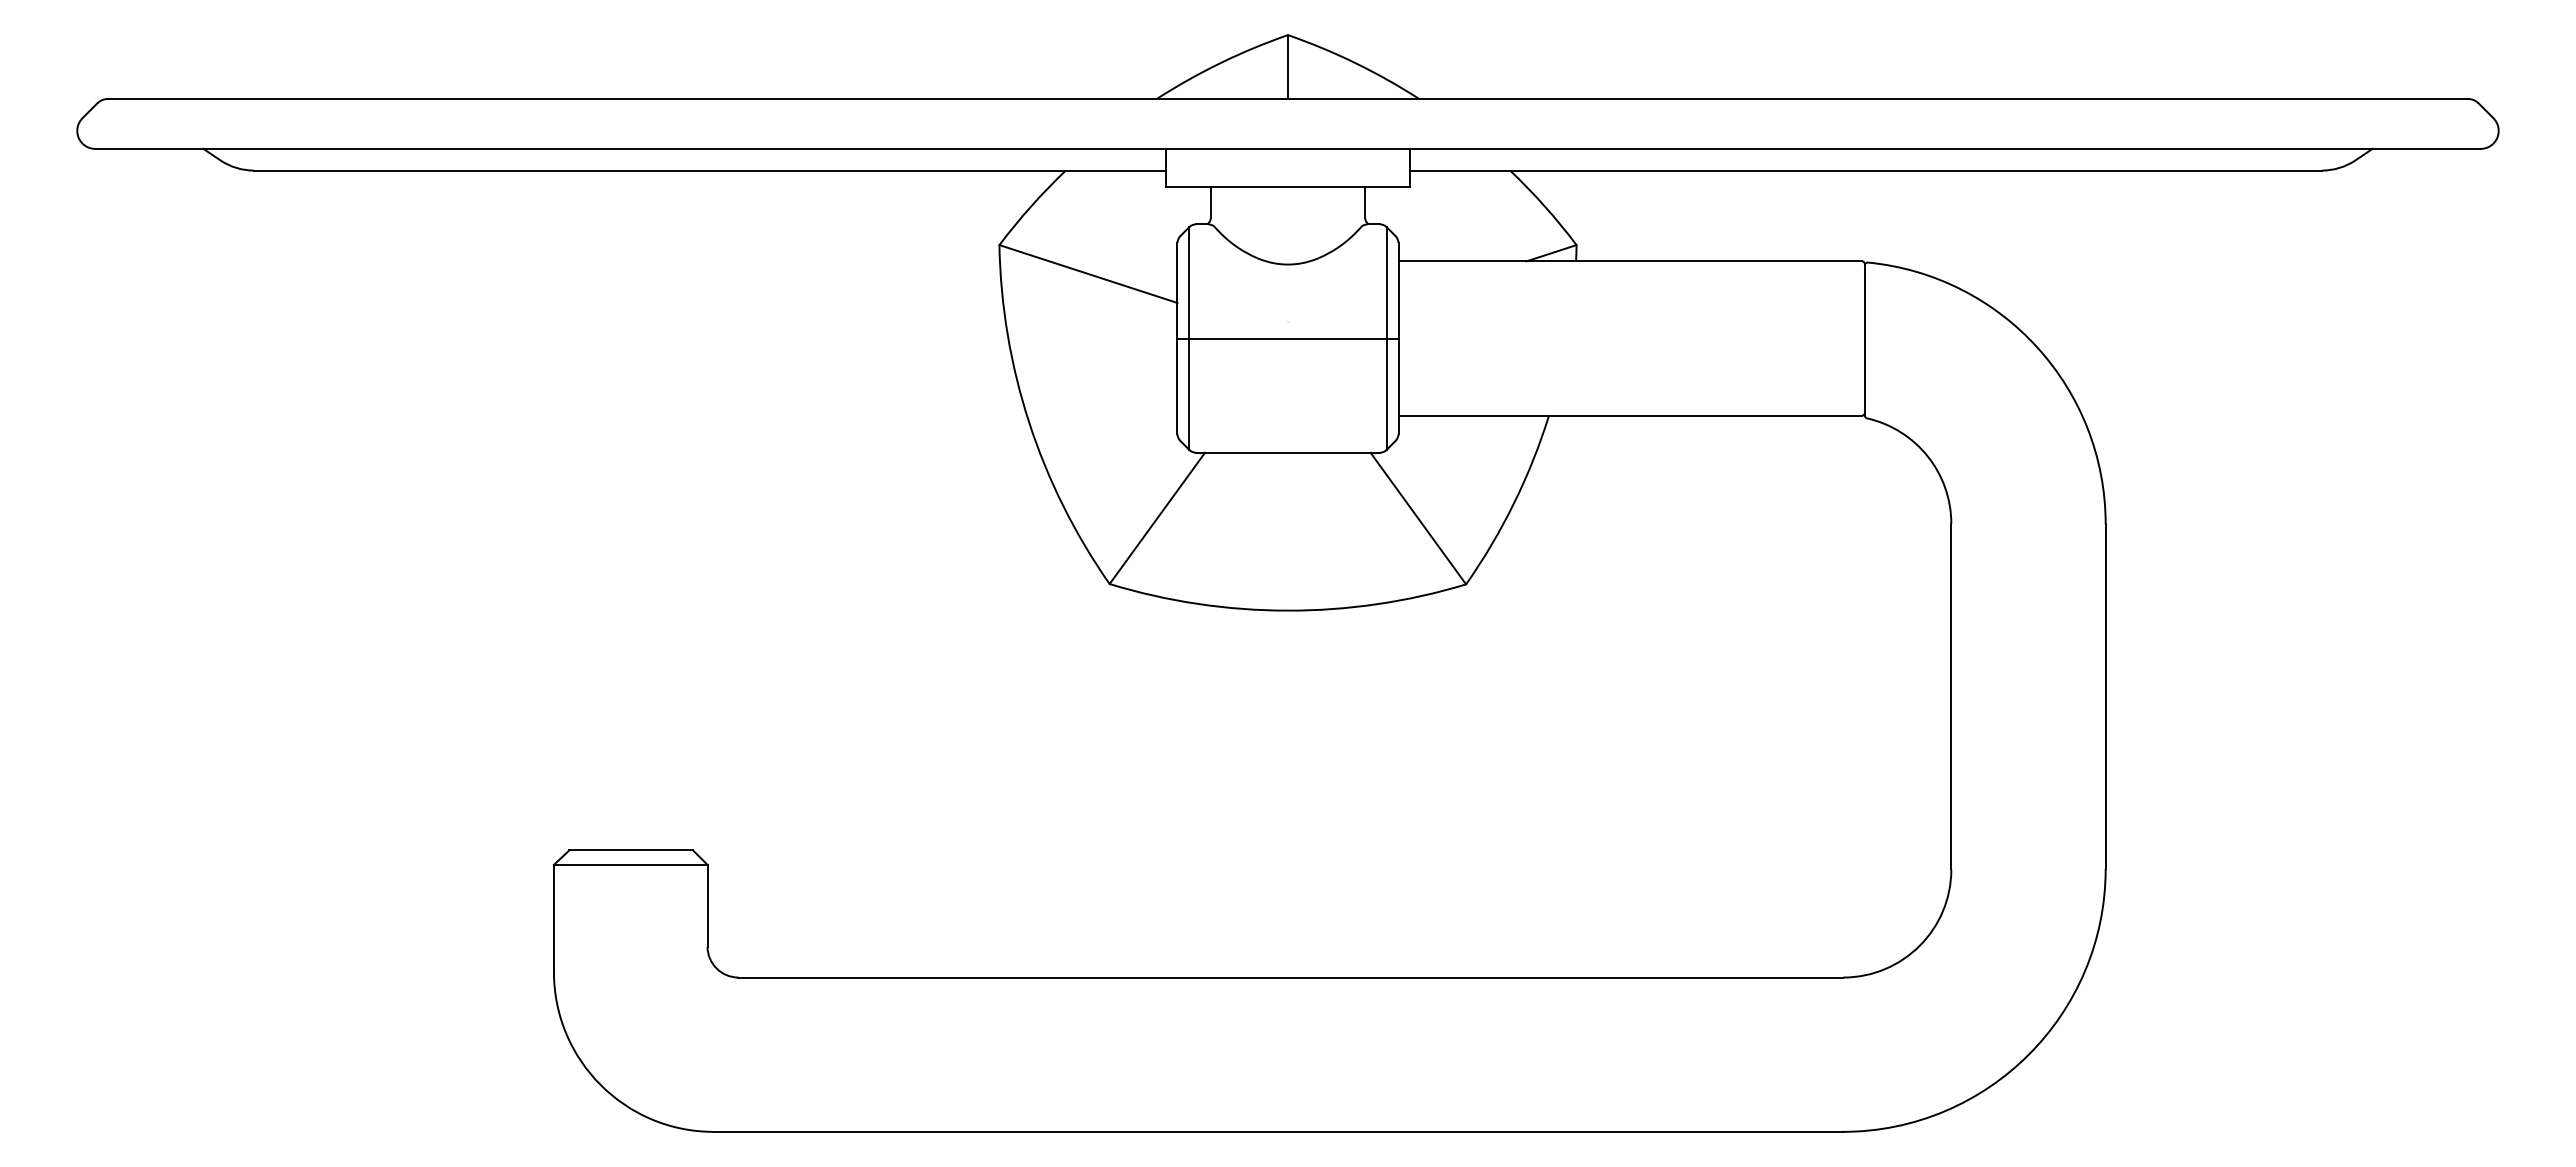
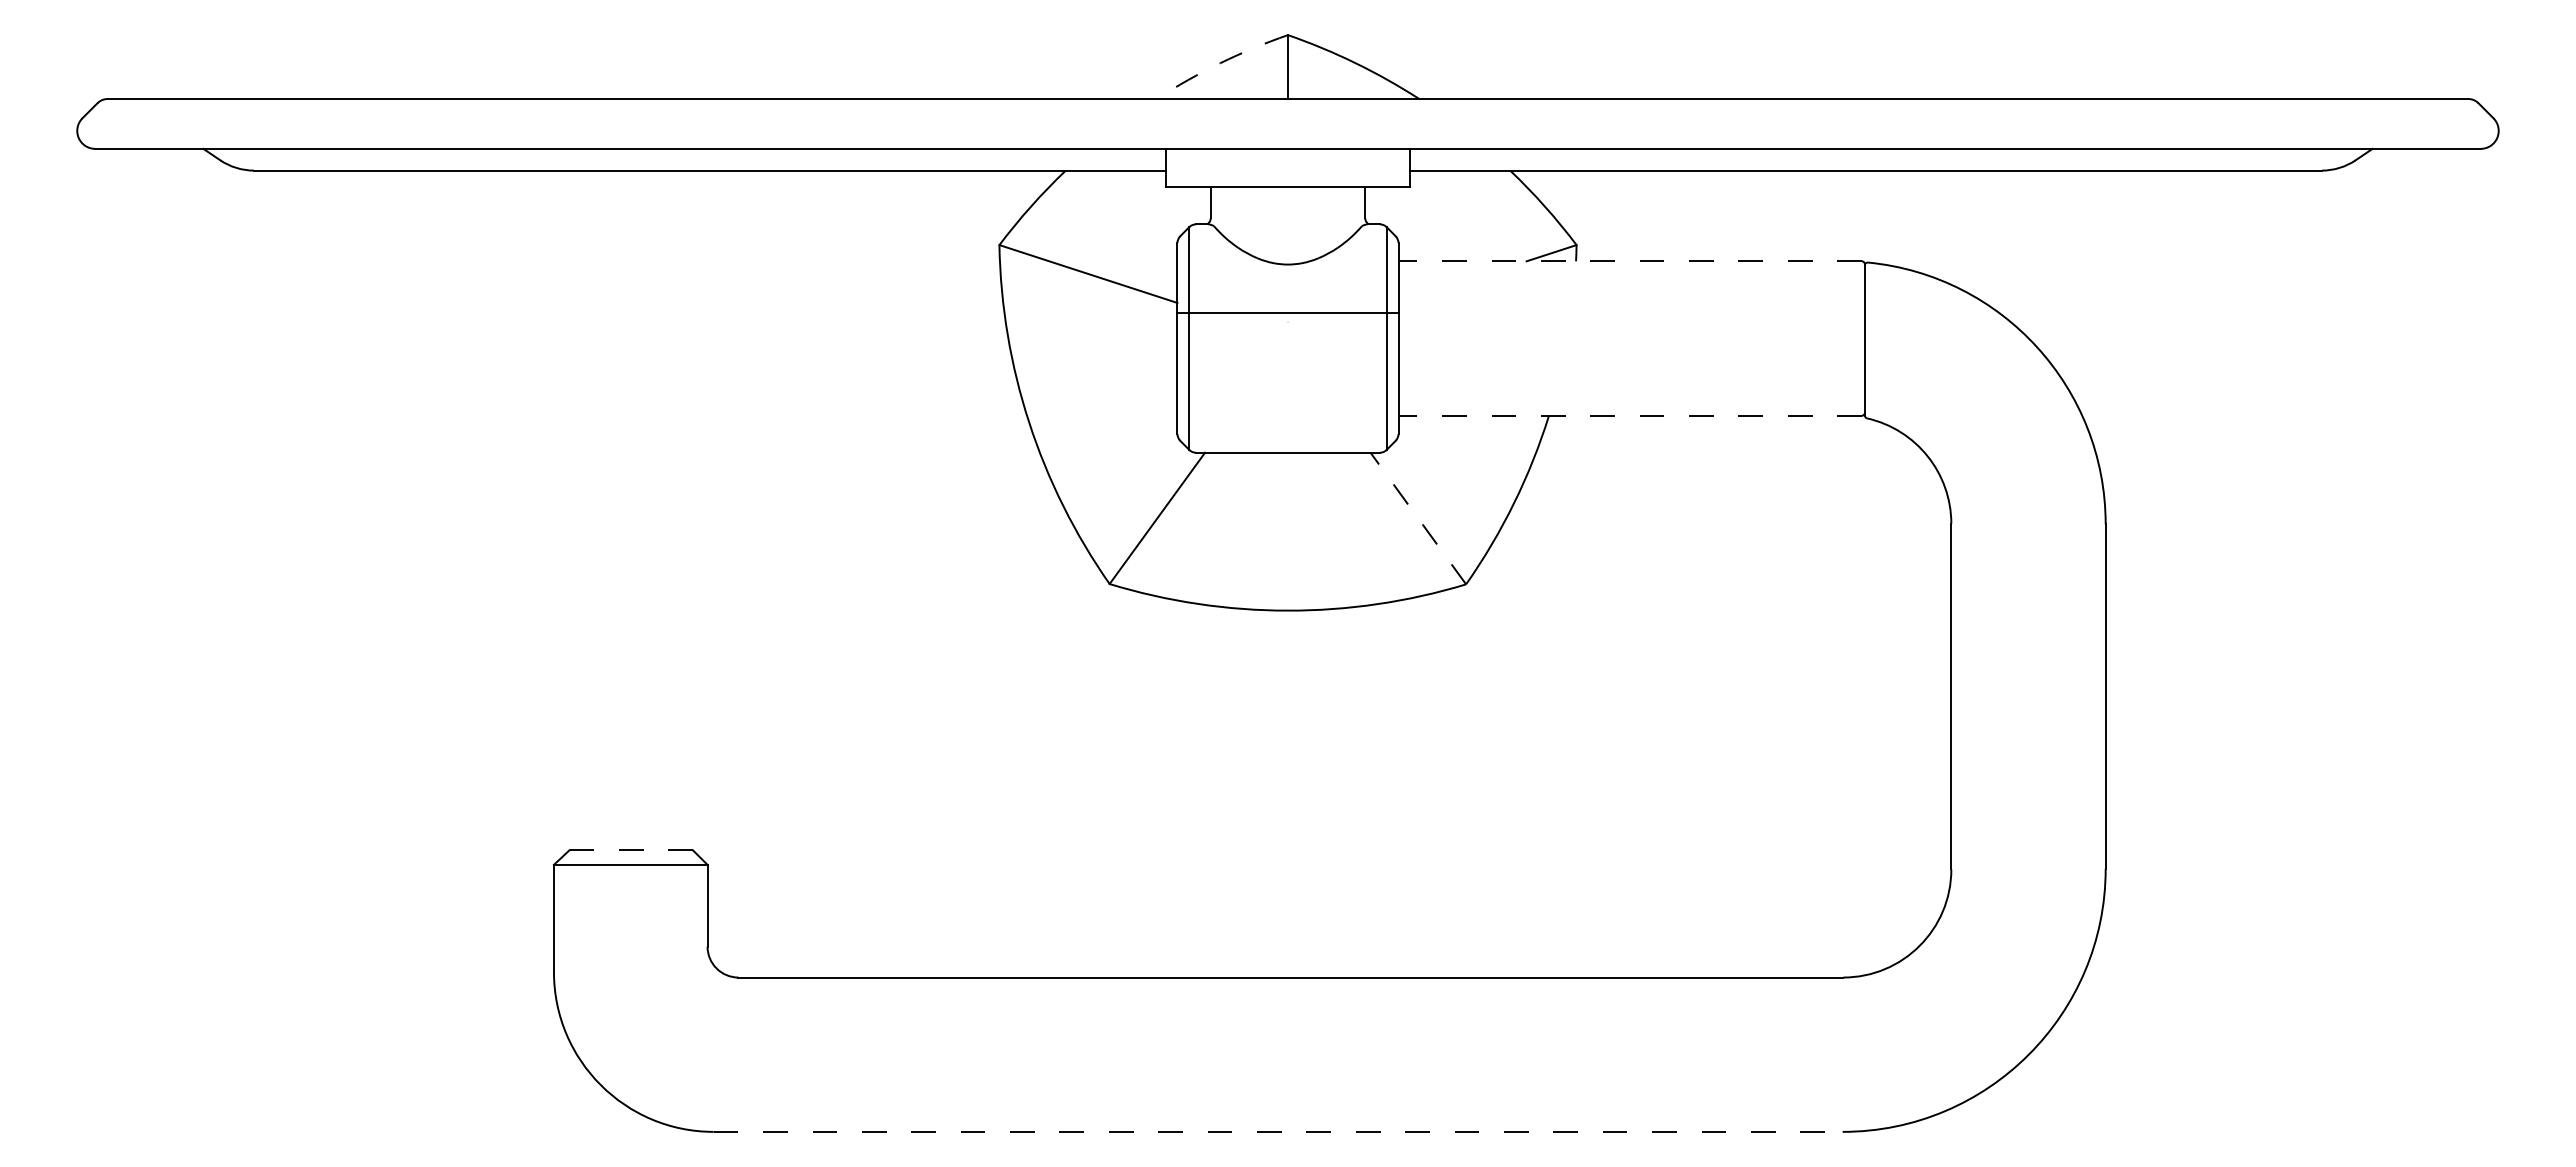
arc: solid -> dashed (1220, 63)
line: solid -> dashed (1630, 261)
line position: (1287, 338) -> (1287, 312) (1287, 312)
line: solid -> dashed (1630, 415)
line: solid -> dashed (1418, 518)
line: solid -> dashed (631, 850)
line: solid -> dashed (1278, 1131)
